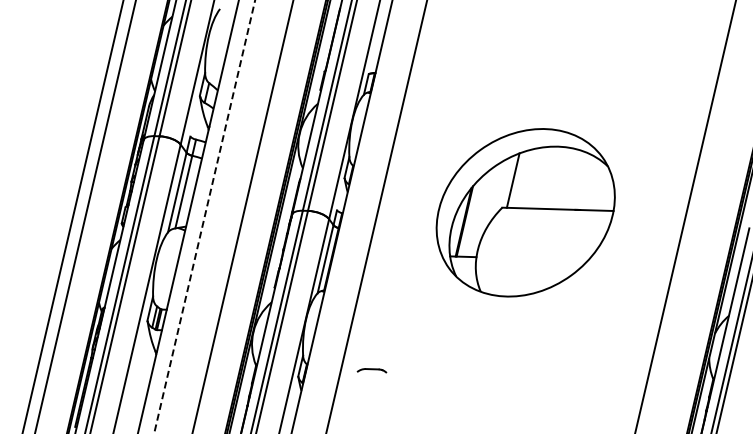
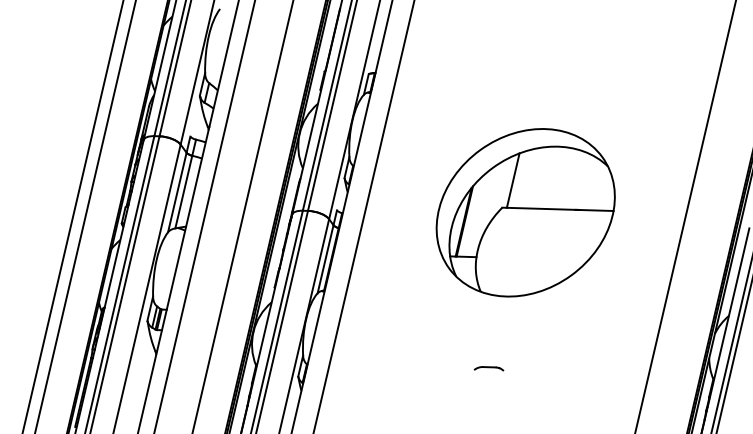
line: dashed -> solid (204, 216)
line position: (376, 216) -> (363, 216) (363, 216)
part position: (371, 370) -> (488, 368) (488, 368)
